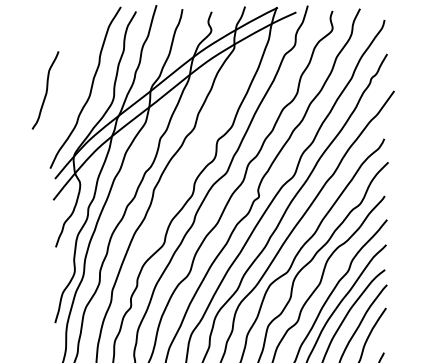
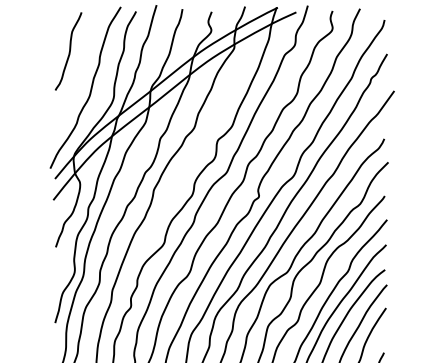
curve position: (46, 90) -> (69, 51) (69, 51)
